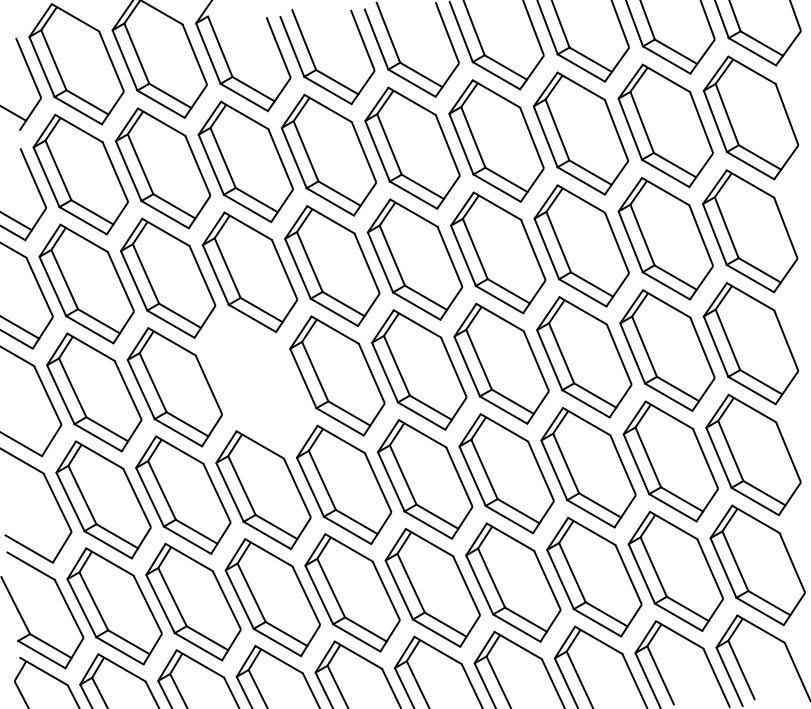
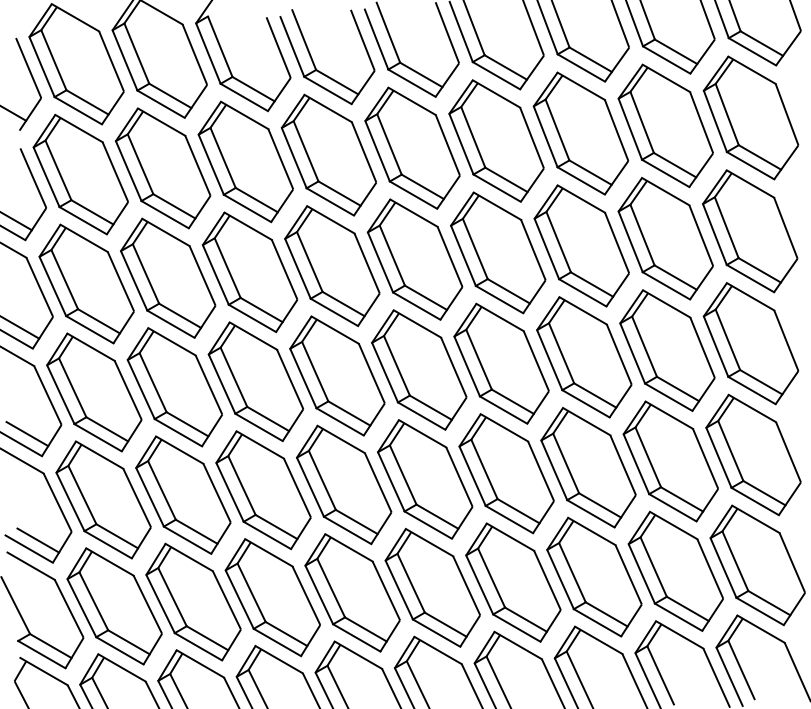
part: none -> present (255, 381)
line: none -> present (27, 434)
line: none -> present (38, 540)
